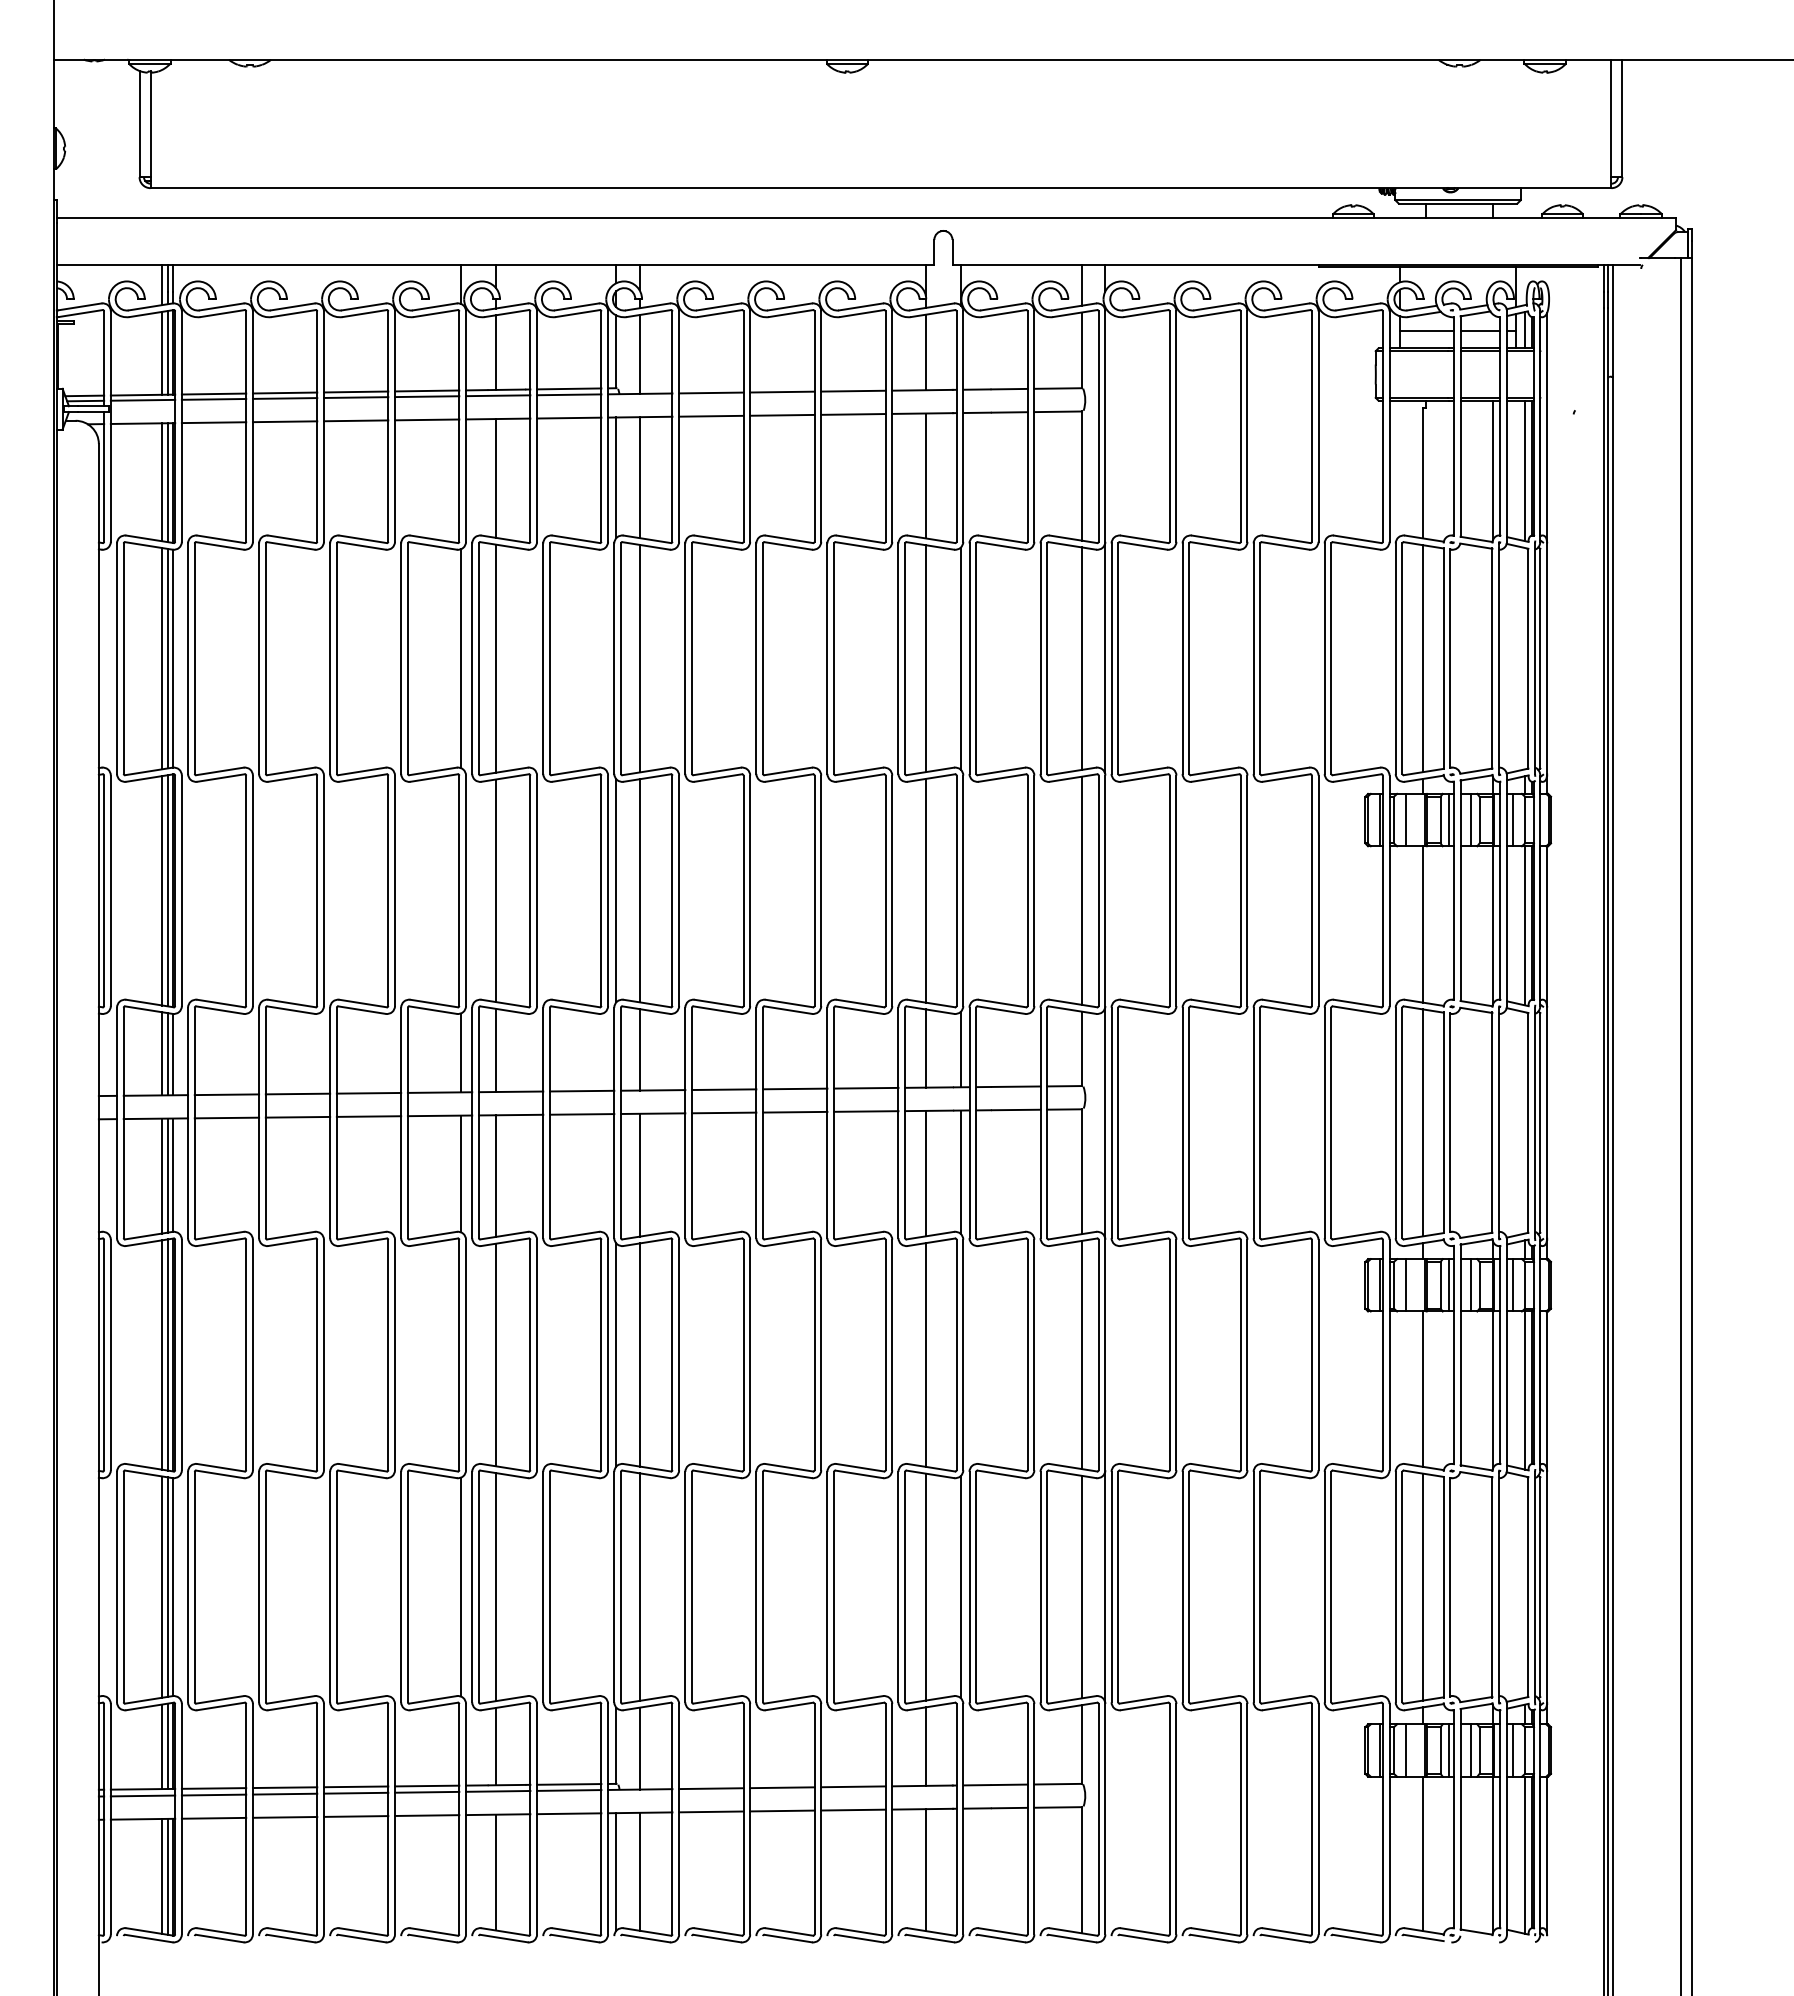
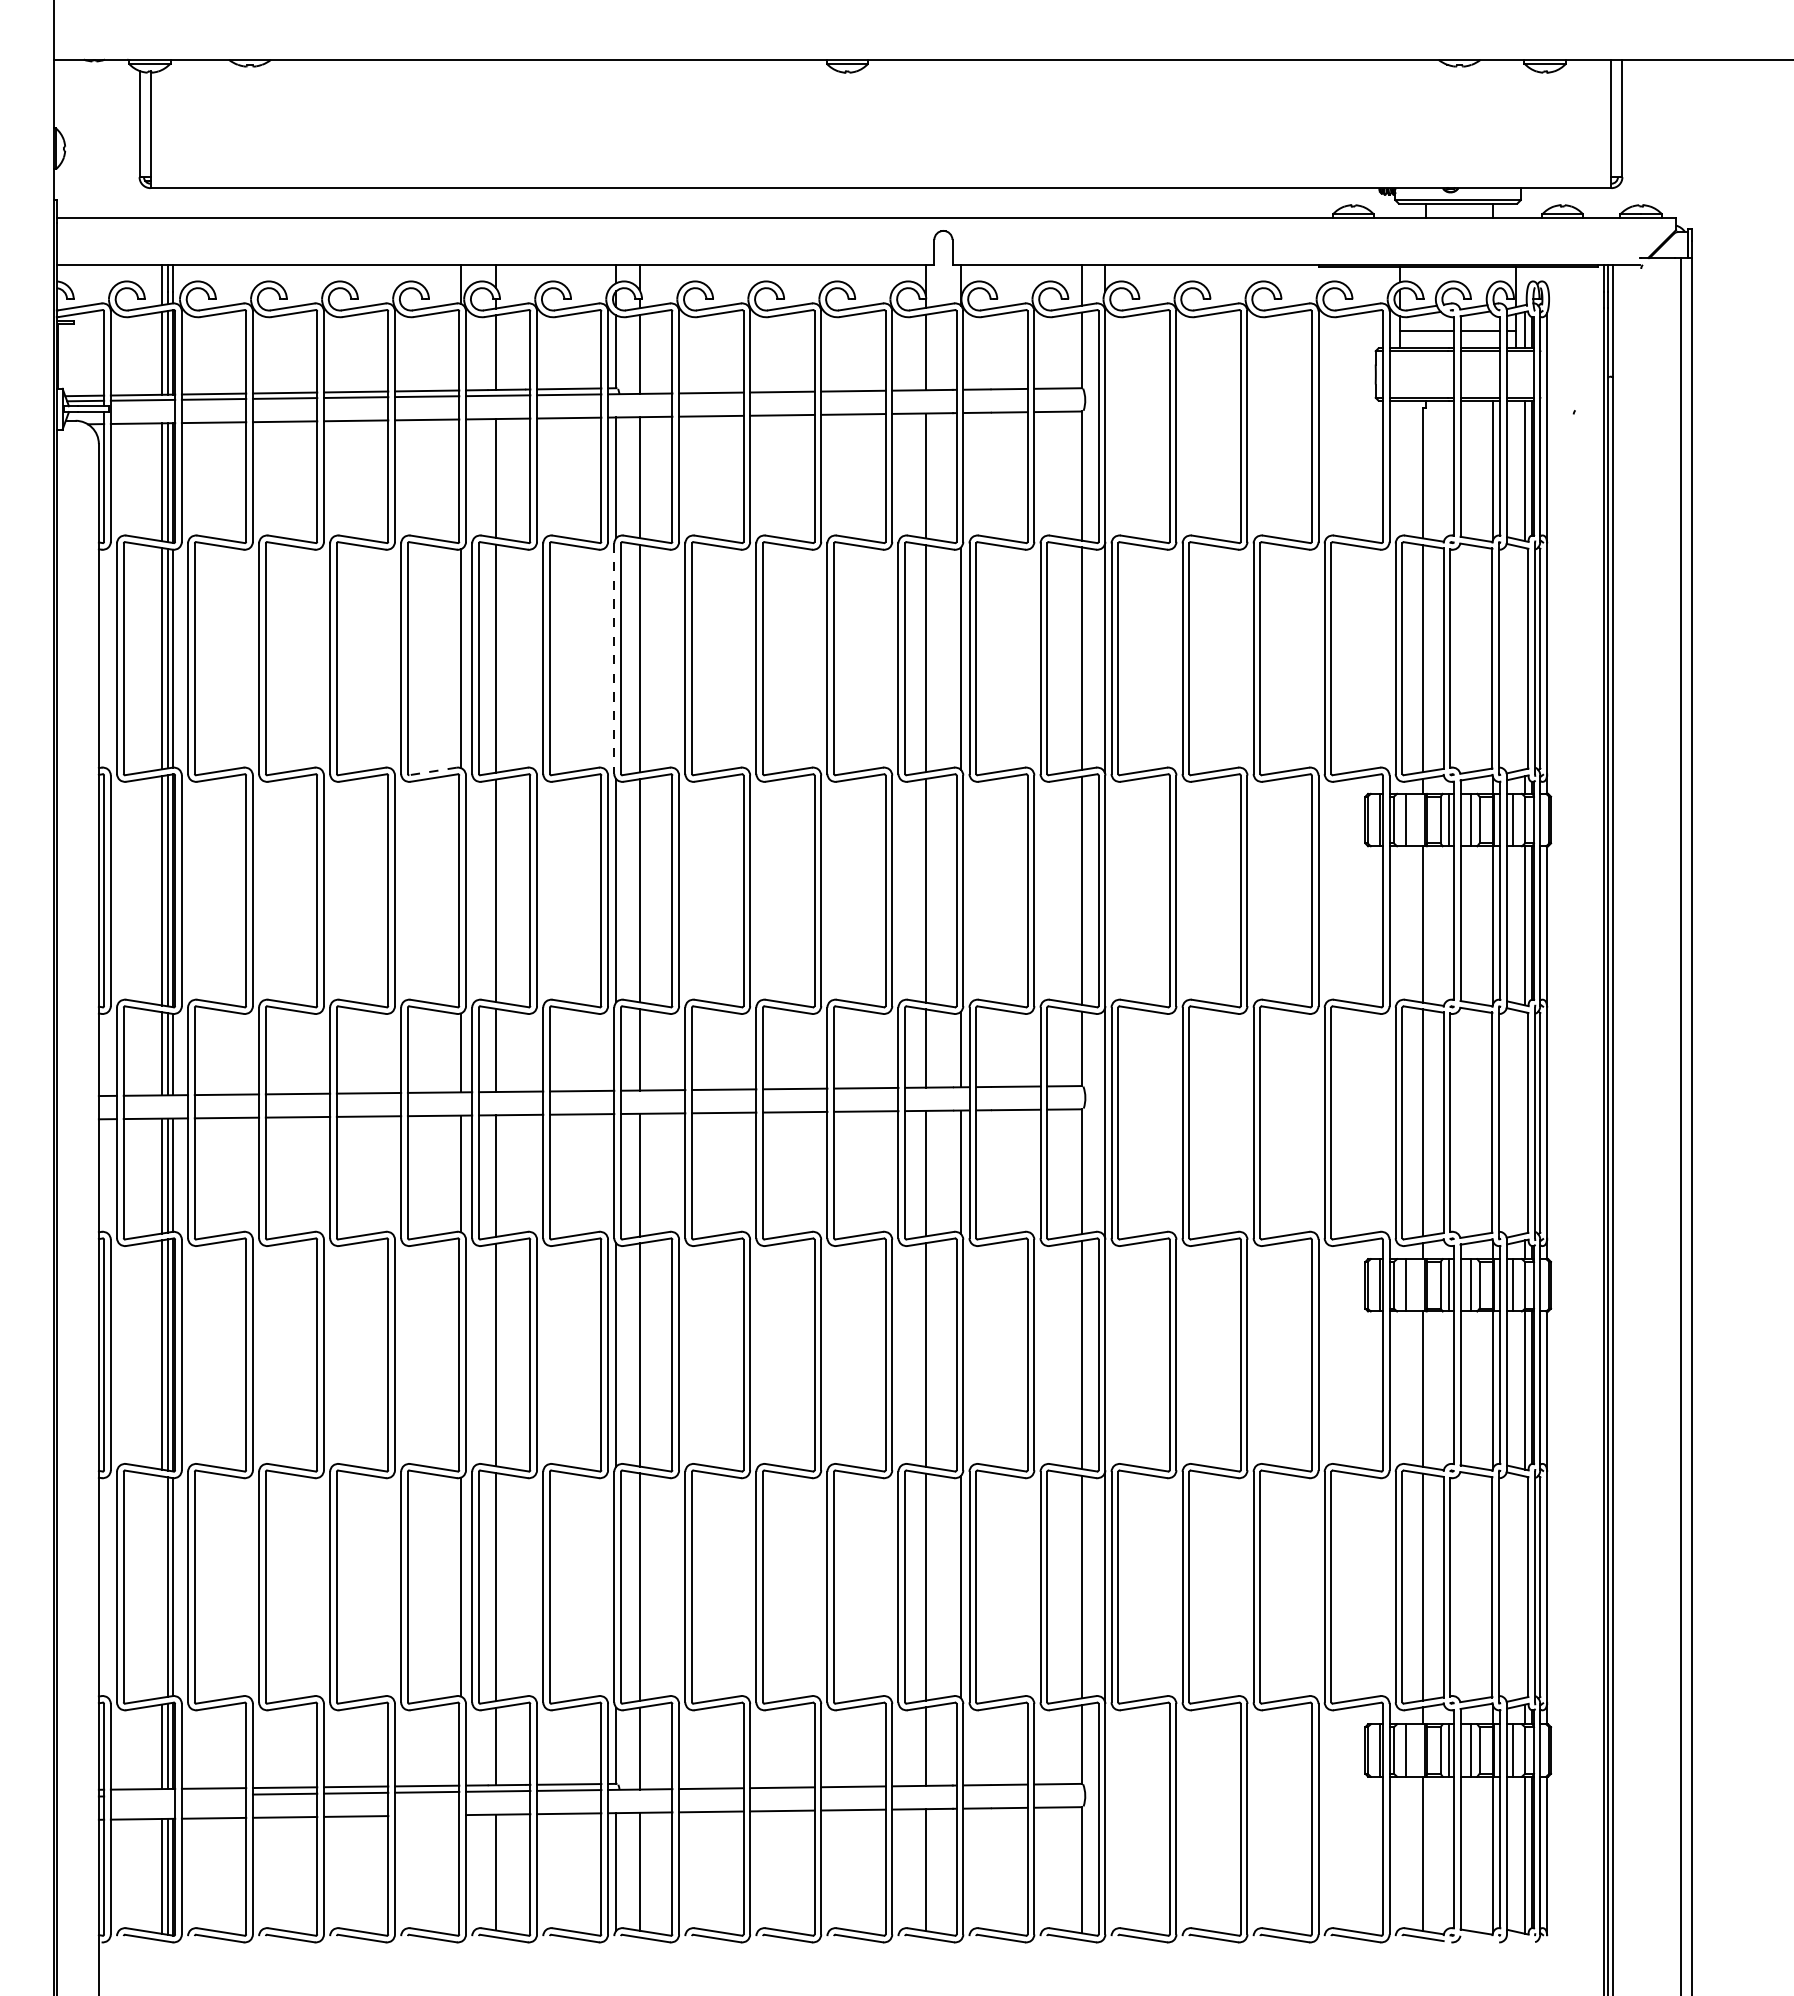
line: solid -> dashed (614, 659)
line: solid -> dashed (433, 771)
line: present -> none (162, 1586)
line: present -> none (213, 1794)
line: present -> none (142, 1795)
line: present -> none (427, 1815)
